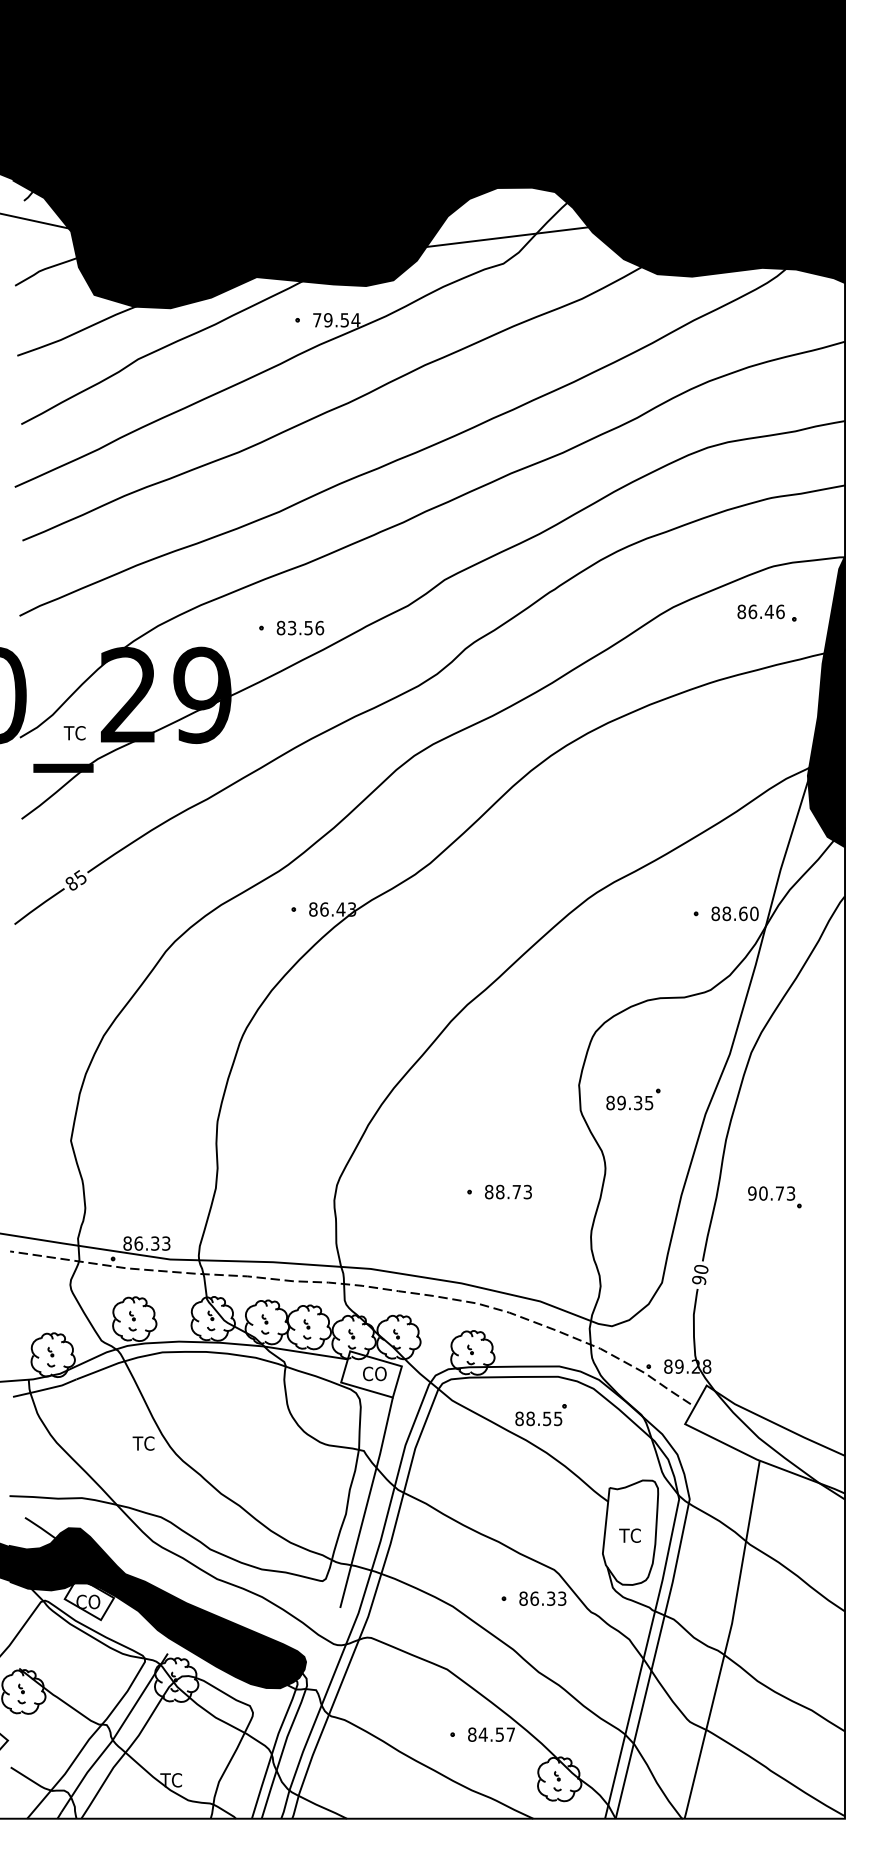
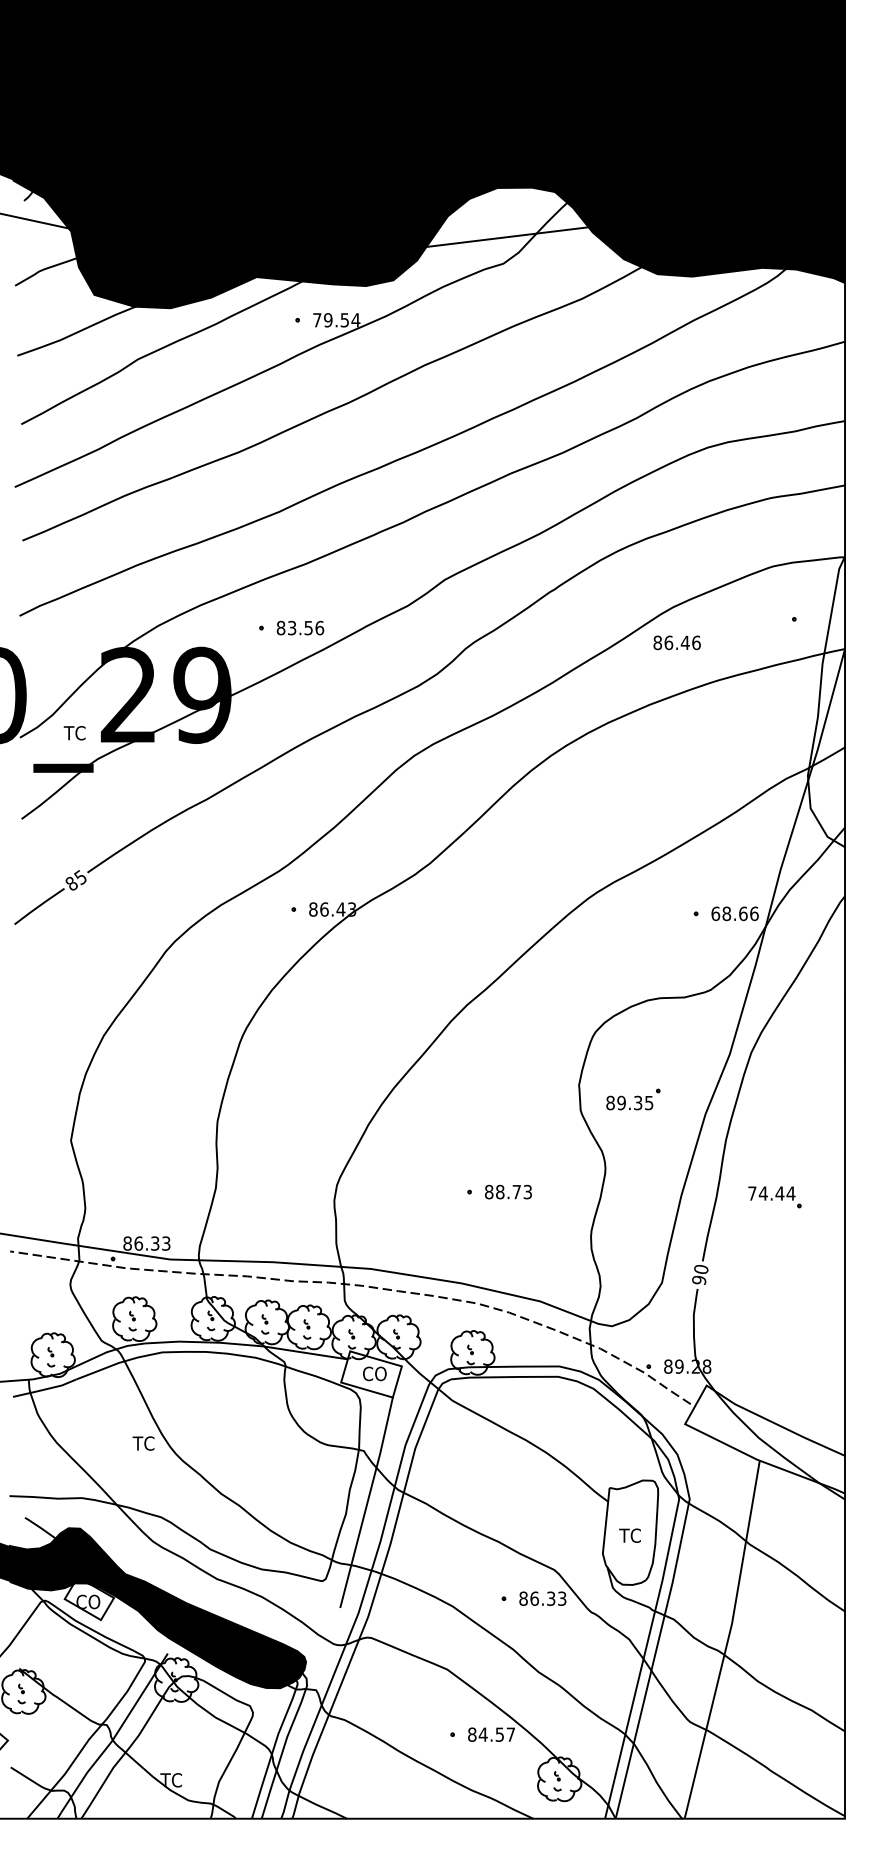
text position: (760, 611) -> (676, 642) (676, 642)
fill: present -> none (826, 701)
text: 88.60 -> 68.66 (734, 913)
text: 90.73 -> 74.44 (771, 1193)
part: present -> none (540, 1415)
